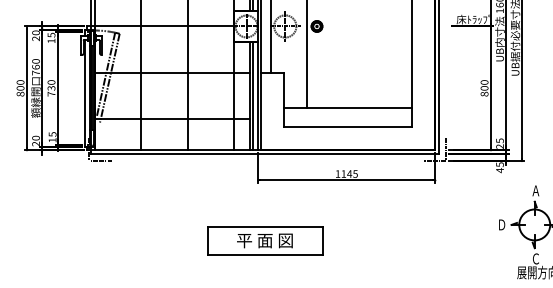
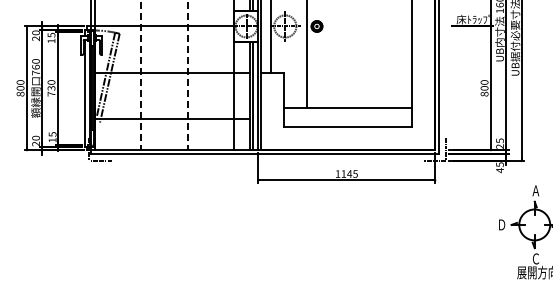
line: solid -> dashed (141, 75)
line: solid -> dashed (187, 75)
part: present -> none (265, 240)
